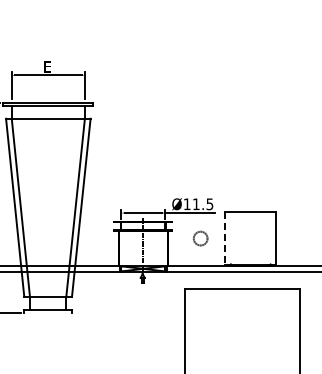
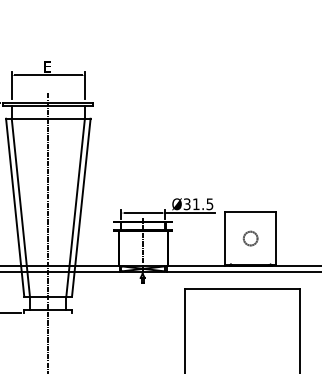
text: Ø11.5 -> Ø31.5 (186, 204)
line: none -> present (48, 231)
circle position: (200, 238) -> (250, 238) (250, 238)
line: dashed -> solid (225, 239)
